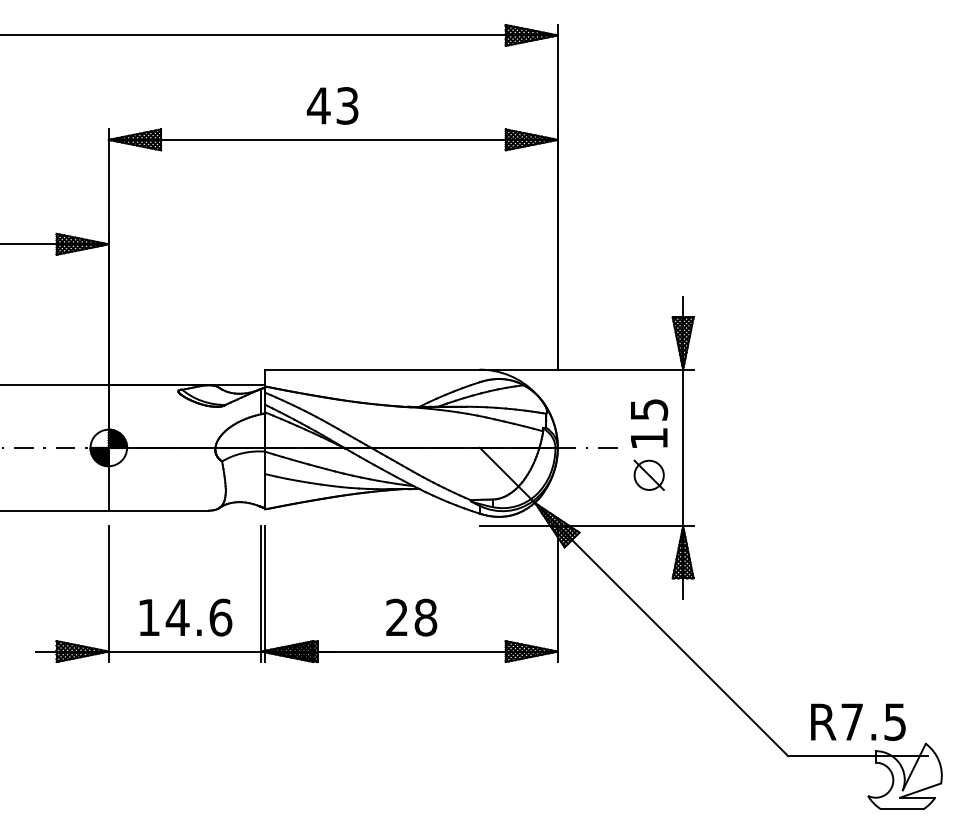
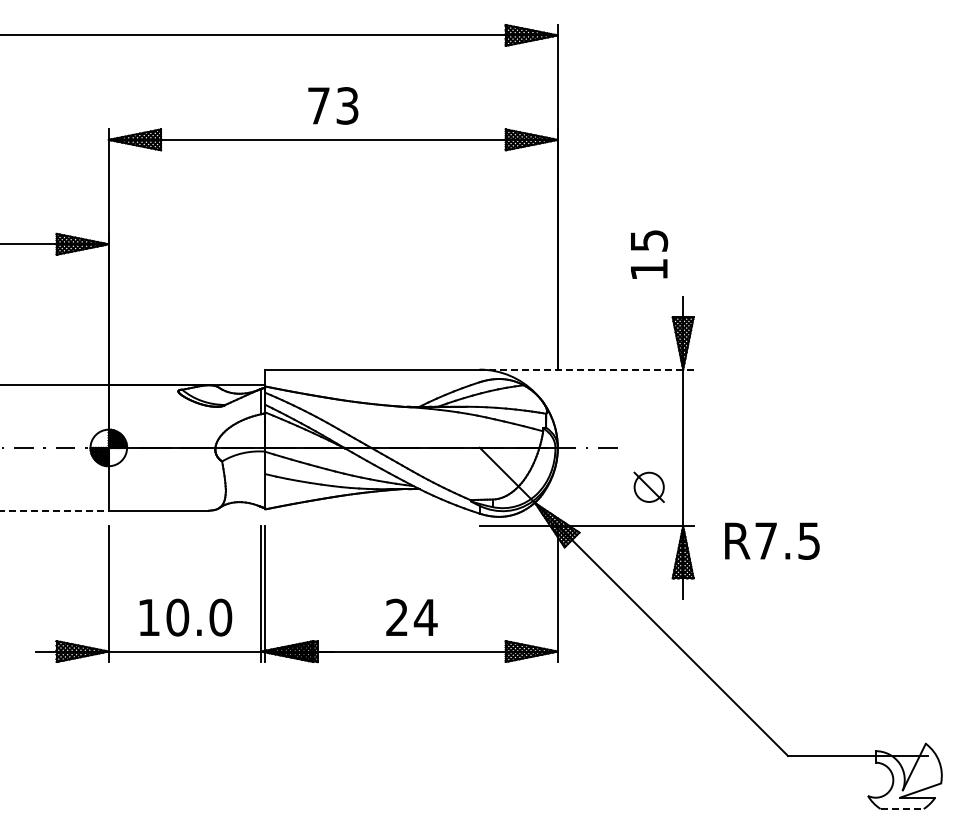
text: 43 -> 73 (318, 105)
line: solid -> dashed (586, 369)
text position: (649, 423) -> (649, 254) (649, 254)
part position: (648, 474) -> (648, 486) (648, 486)
line: solid -> dashed (54, 510)
text: 14.6 -> 10.0 (198, 617)
text: 28 -> 24 (425, 617)
text position: (858, 721) -> (772, 540) (772, 540)
line: solid -> dashed (902, 808)
